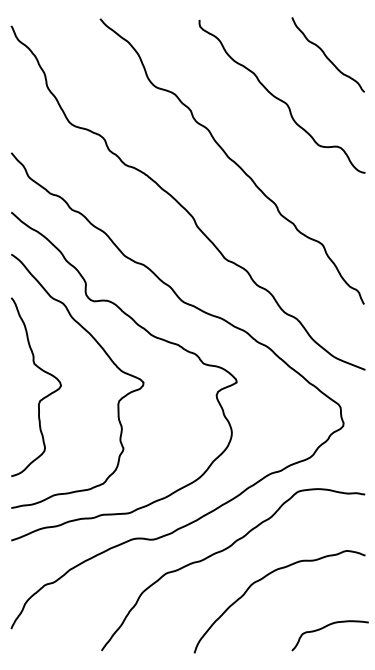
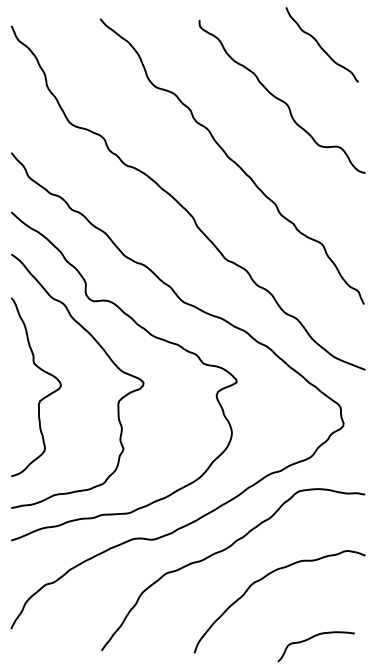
curve position: (326, 55) -> (320, 45) (320, 45)
curve position: (326, 627) -> (312, 638) (312, 638)
